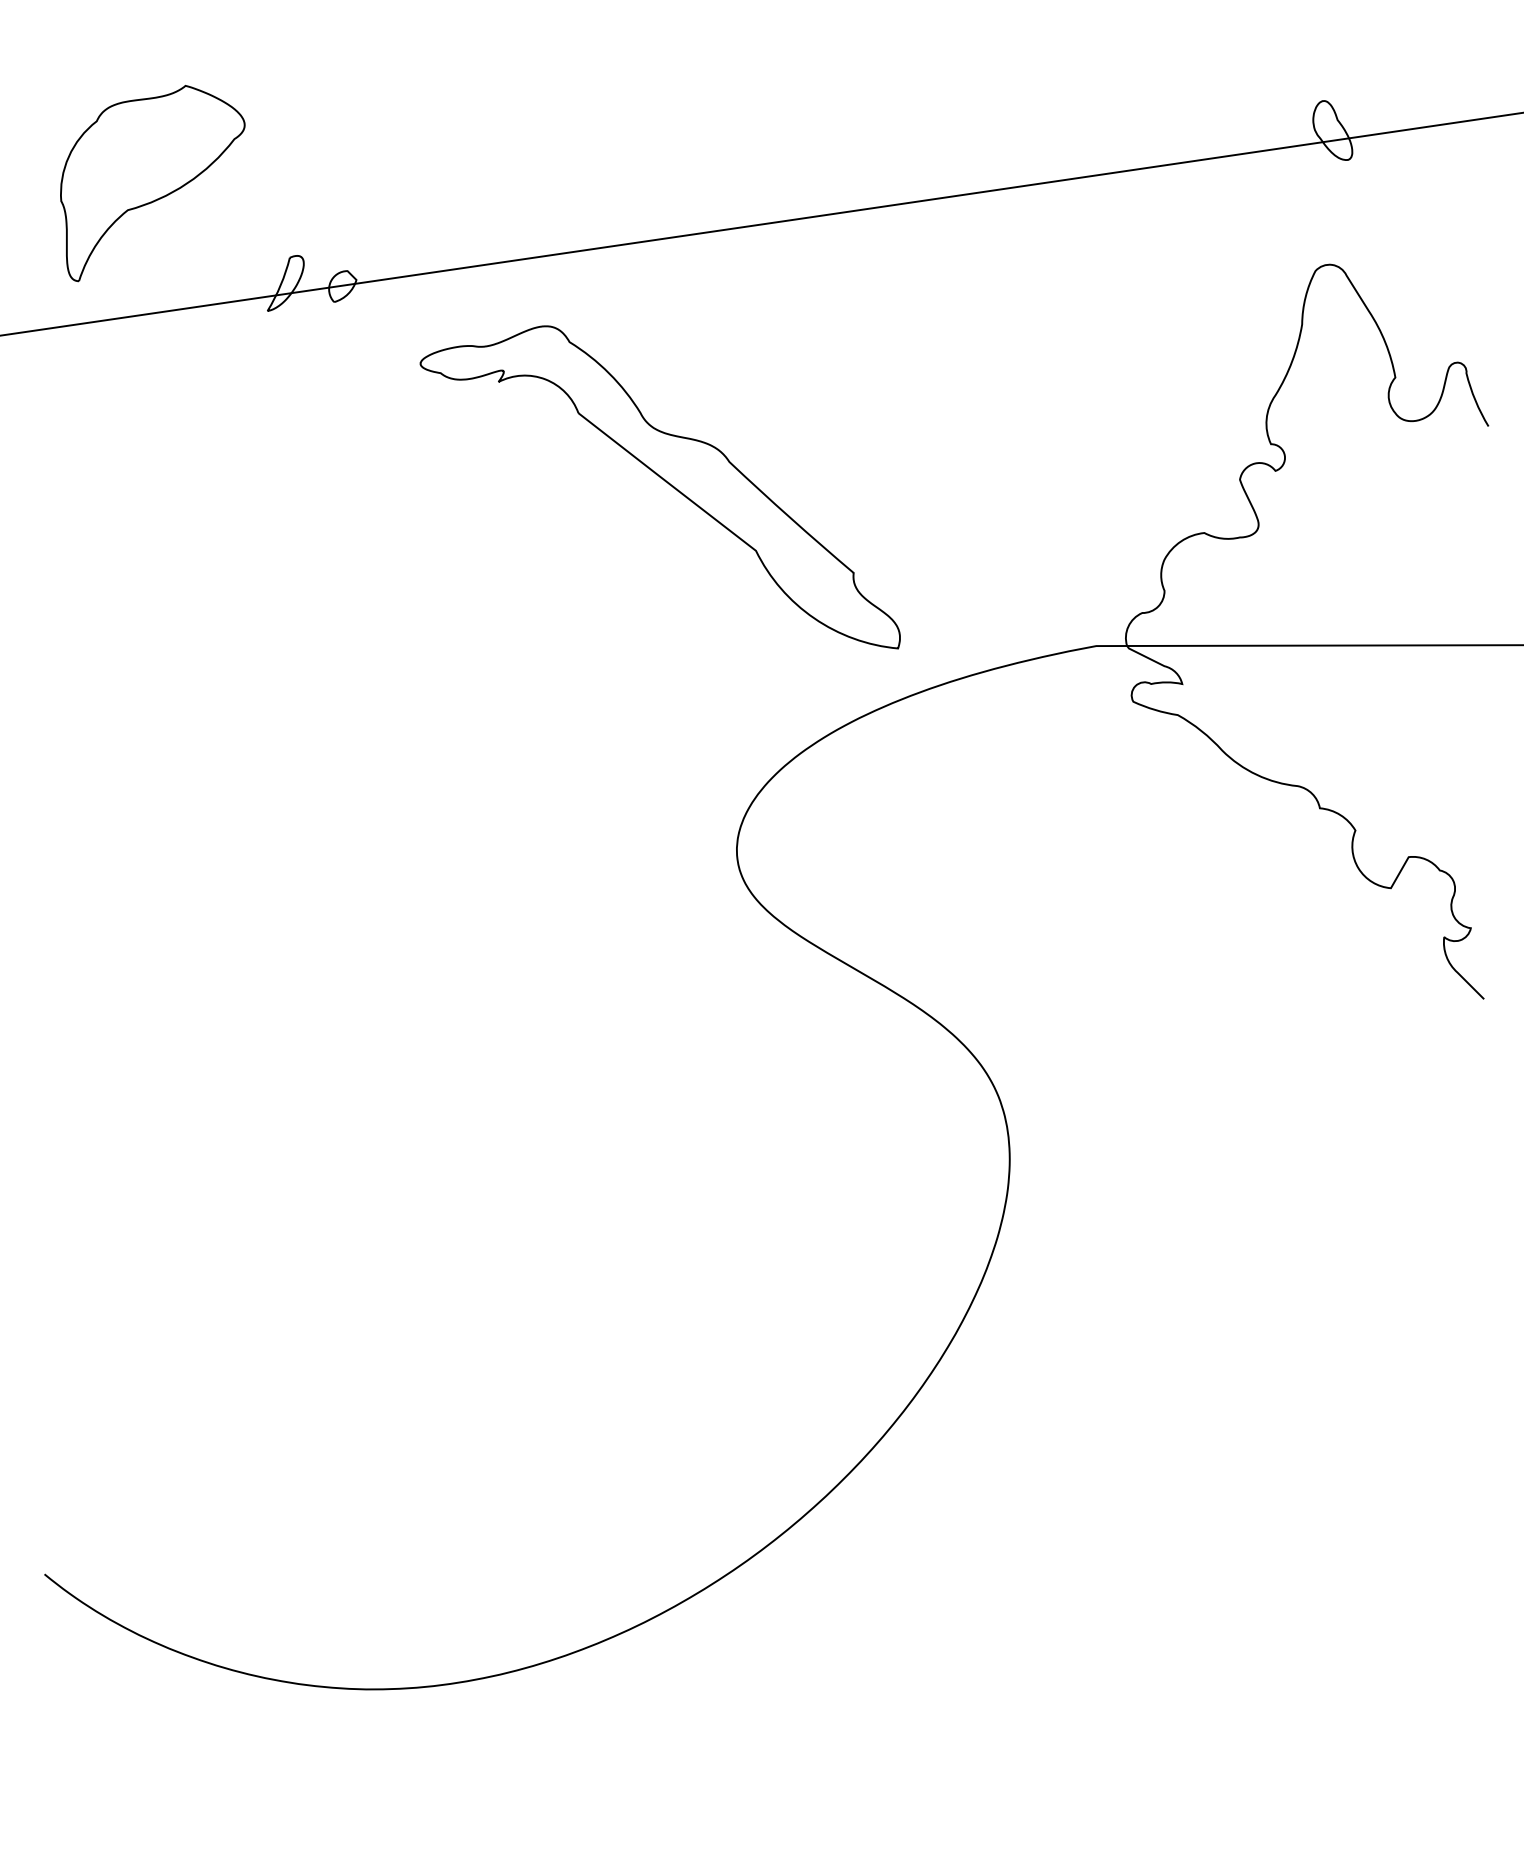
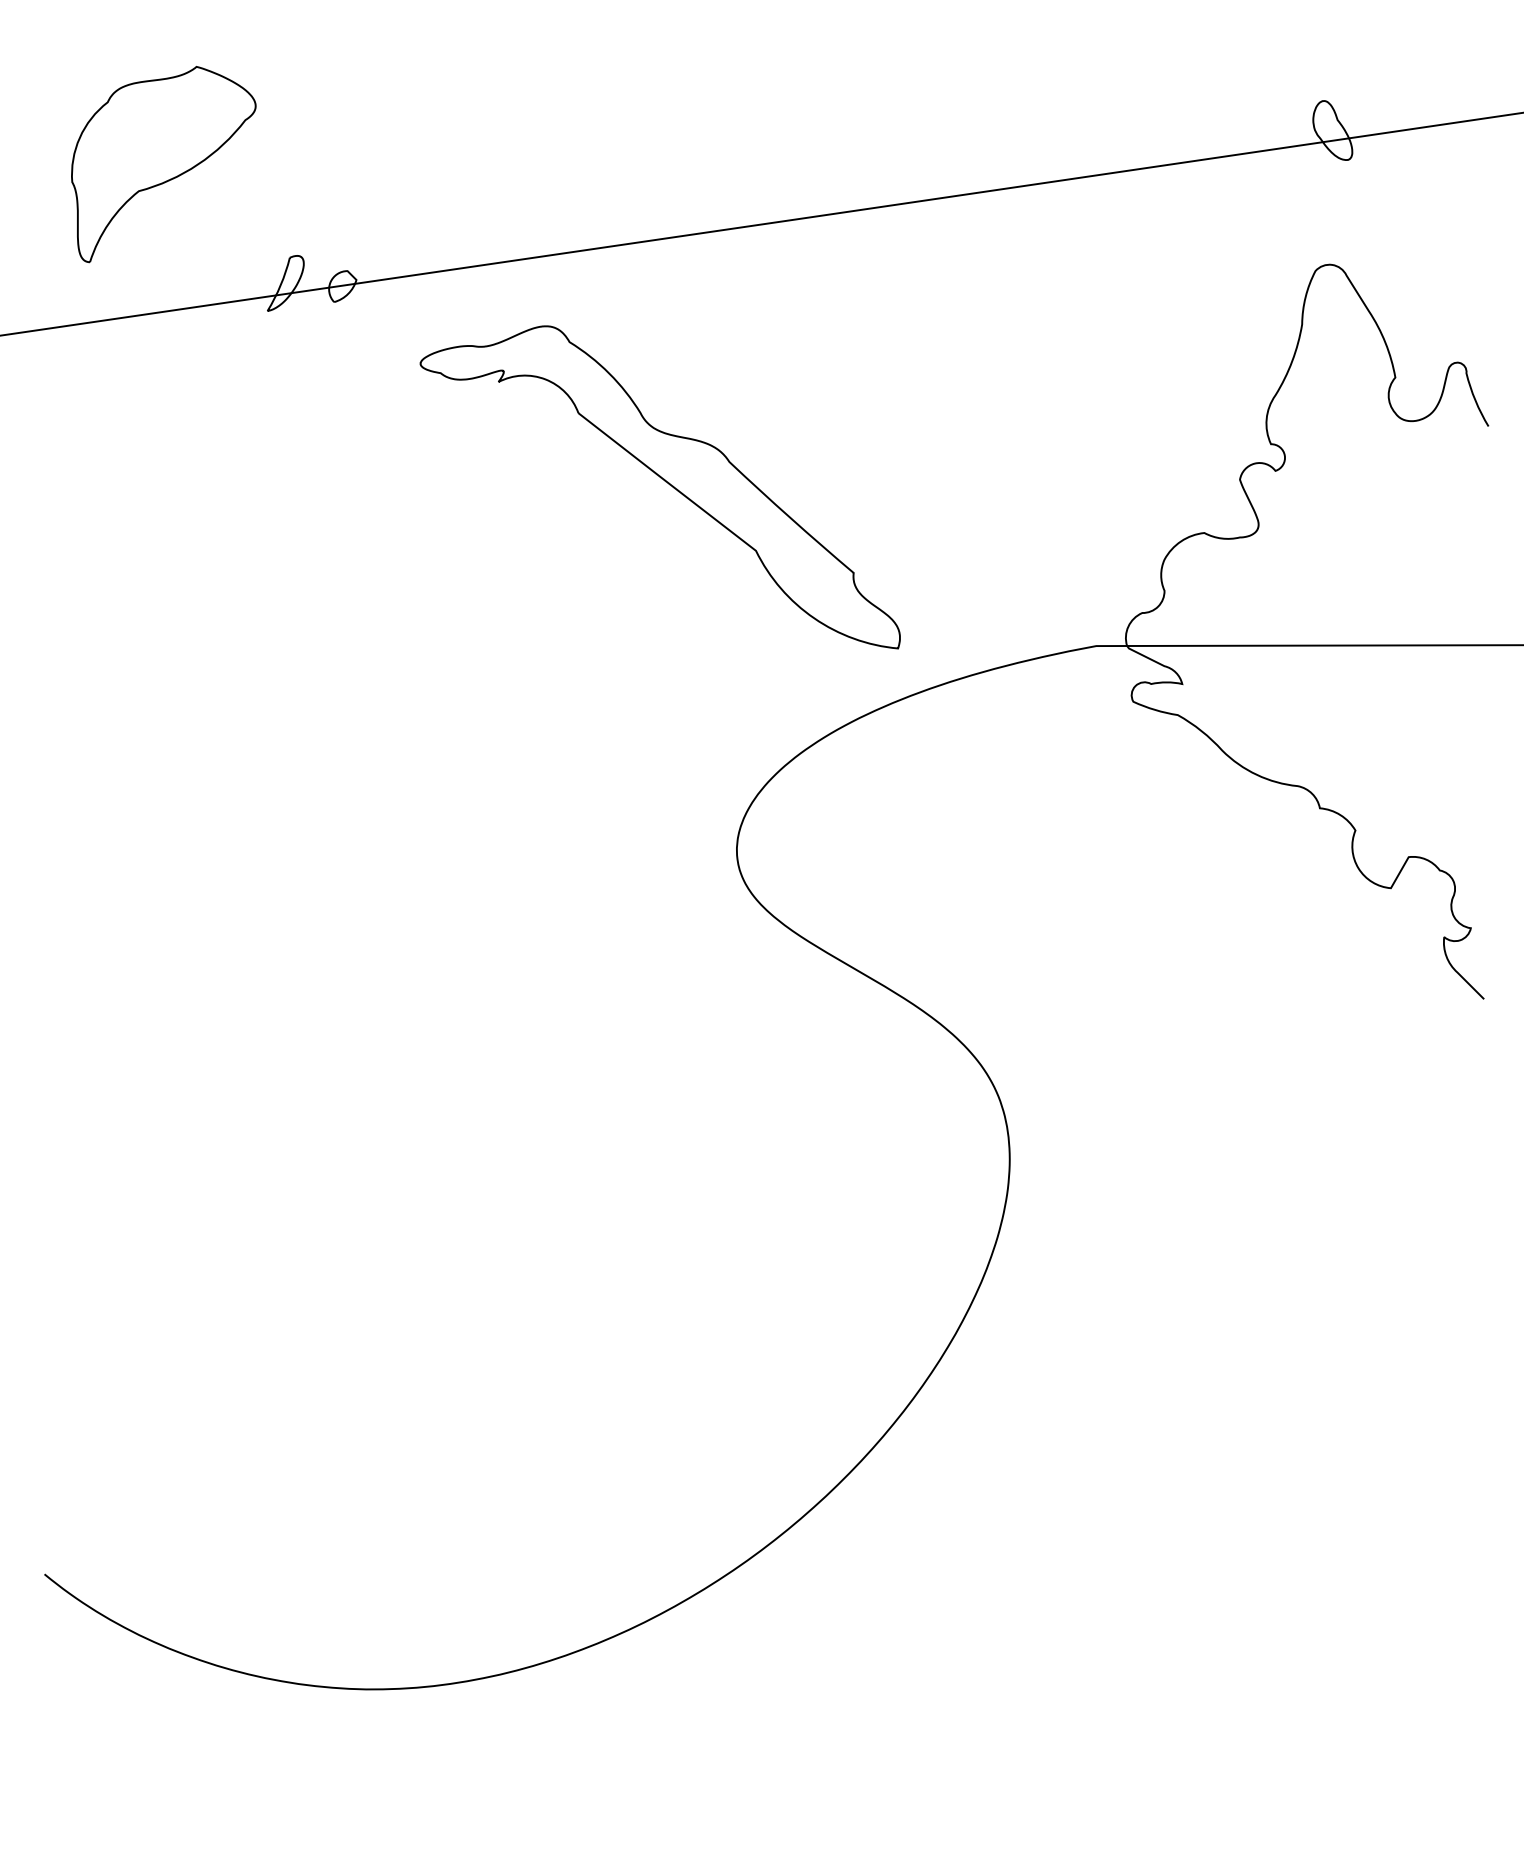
part position: (152, 183) -> (163, 164) (163, 164)
